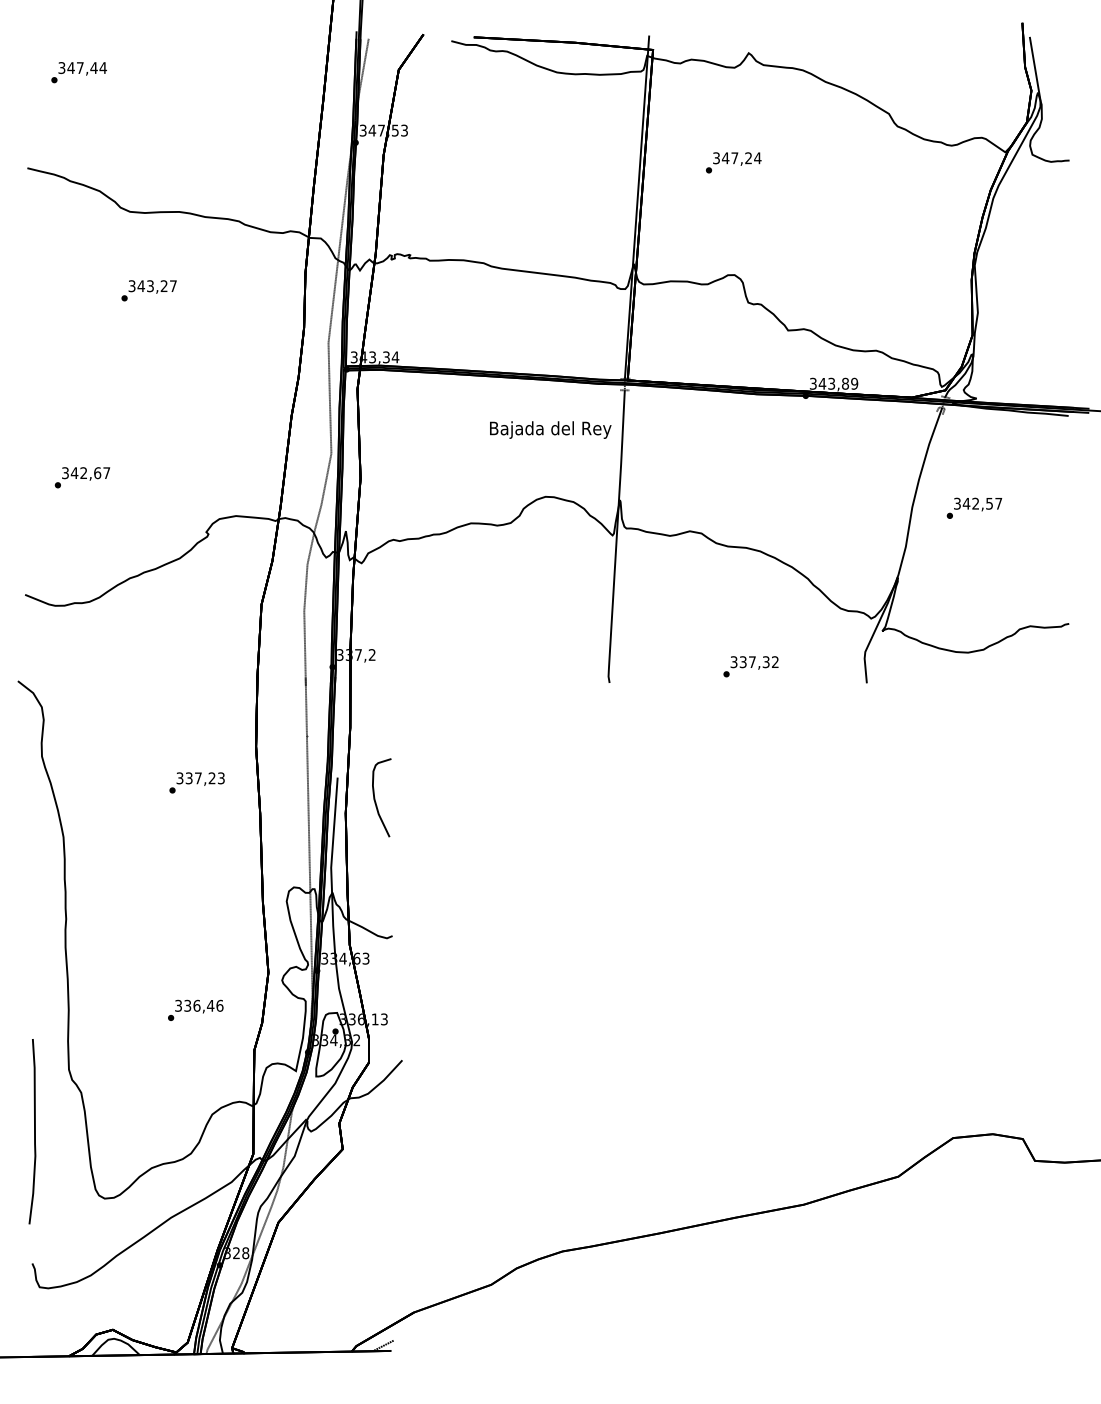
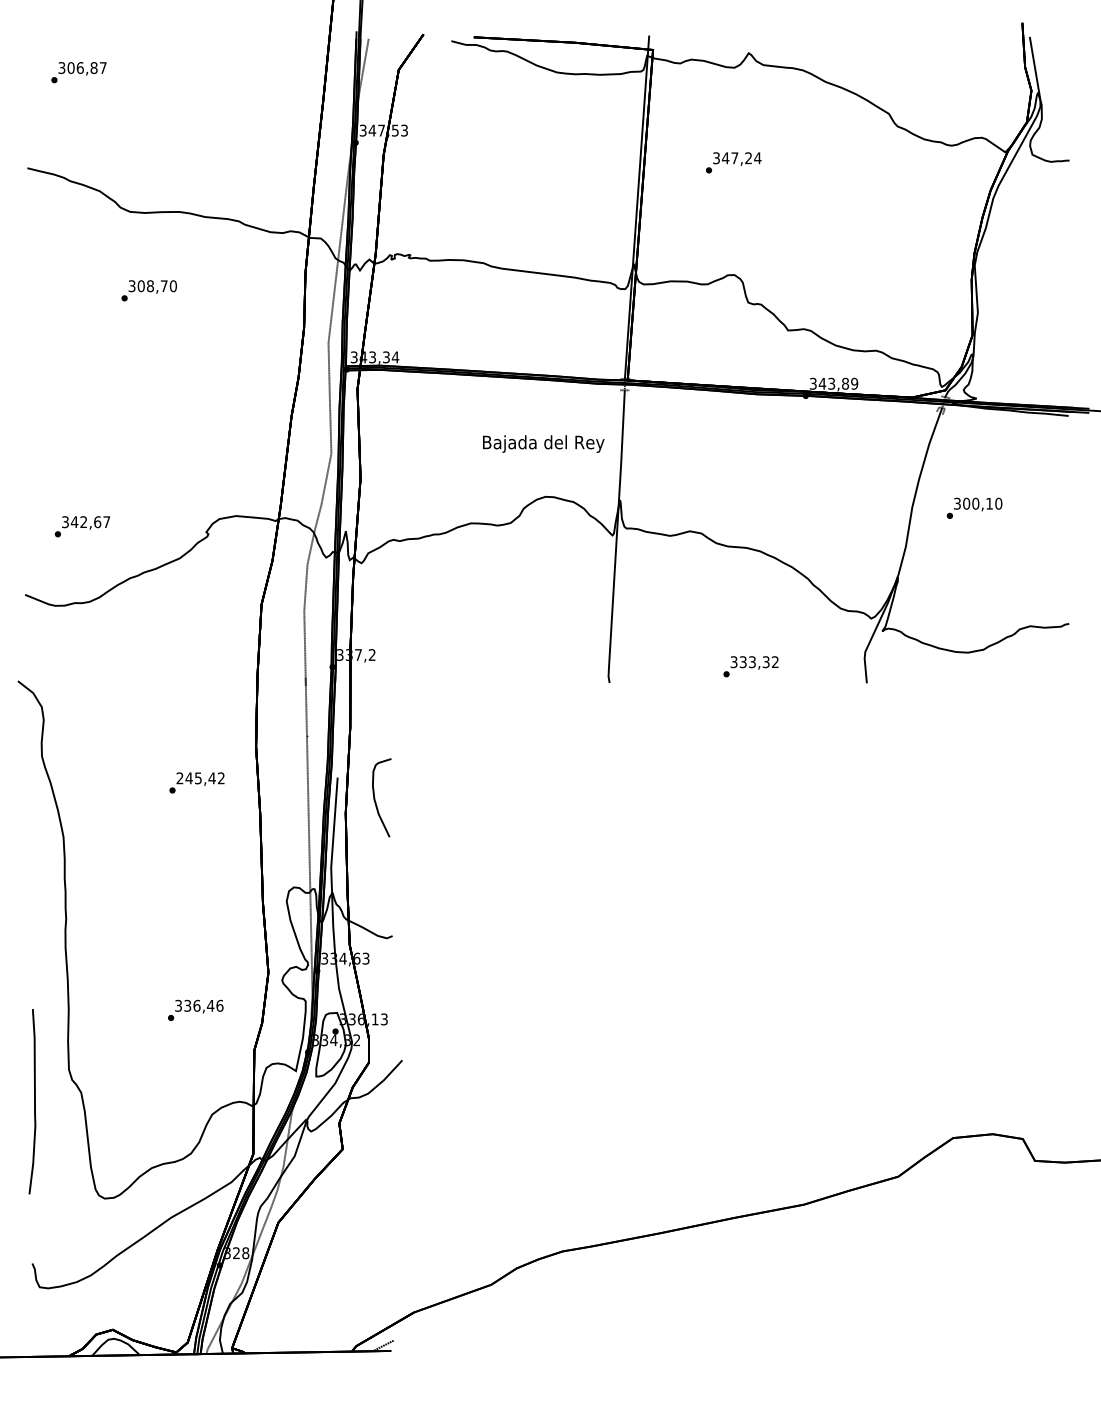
text: 347,44 -> 306,87 (87, 68)
text: 343,27 -> 308,70 (156, 286)
text position: (550, 429) -> (543, 443) (543, 443)
text position: (82, 477) -> (82, 526) (82, 526)
text: 342,57 -> 300,10 (982, 503)
text: 337,32 -> 333,32 (752, 662)
text: 337,23 -> 245,42 (200, 778)
curve position: (34, 1131) -> (34, 1101) (34, 1101)
